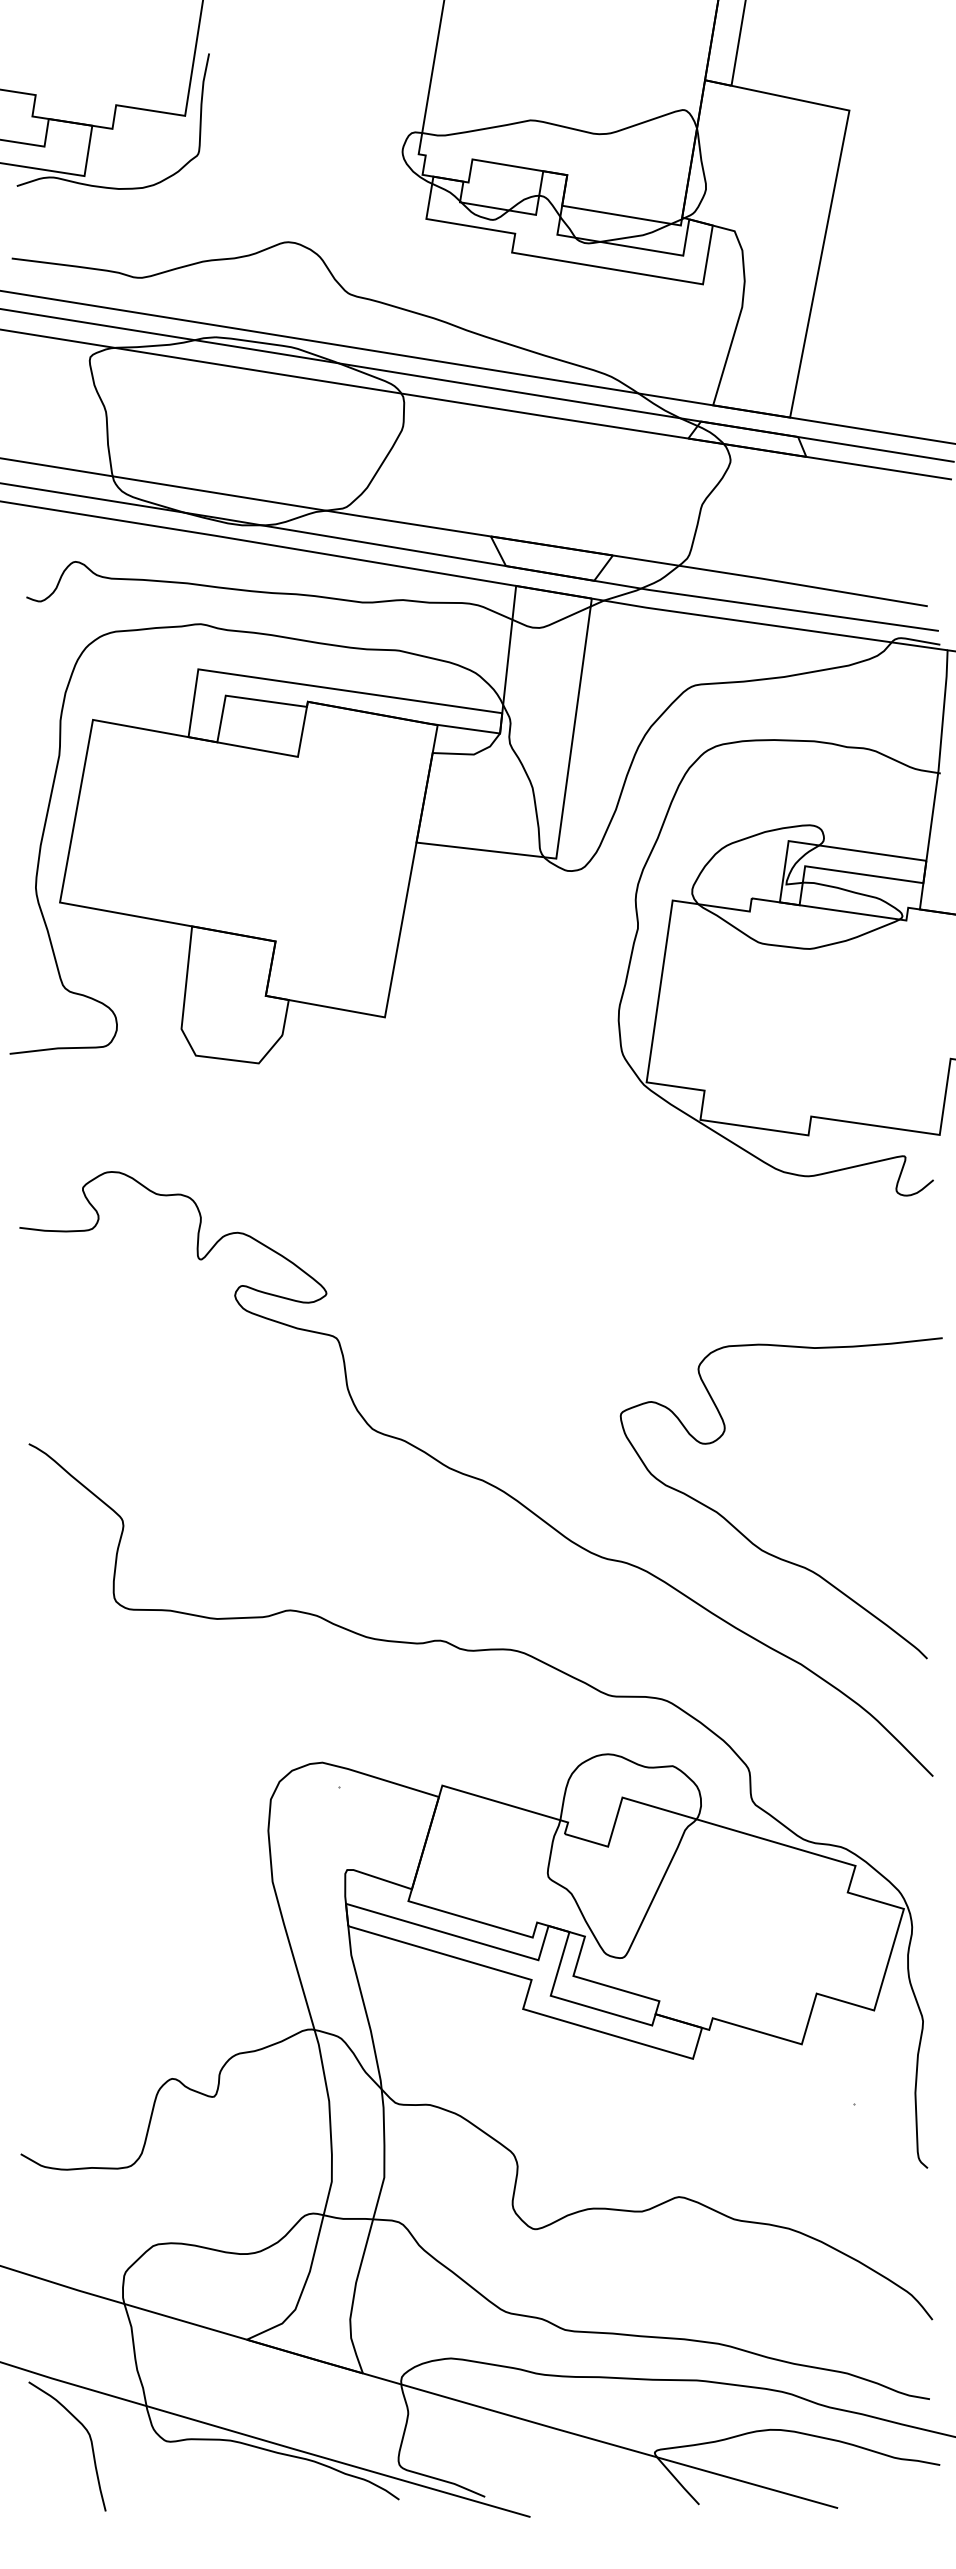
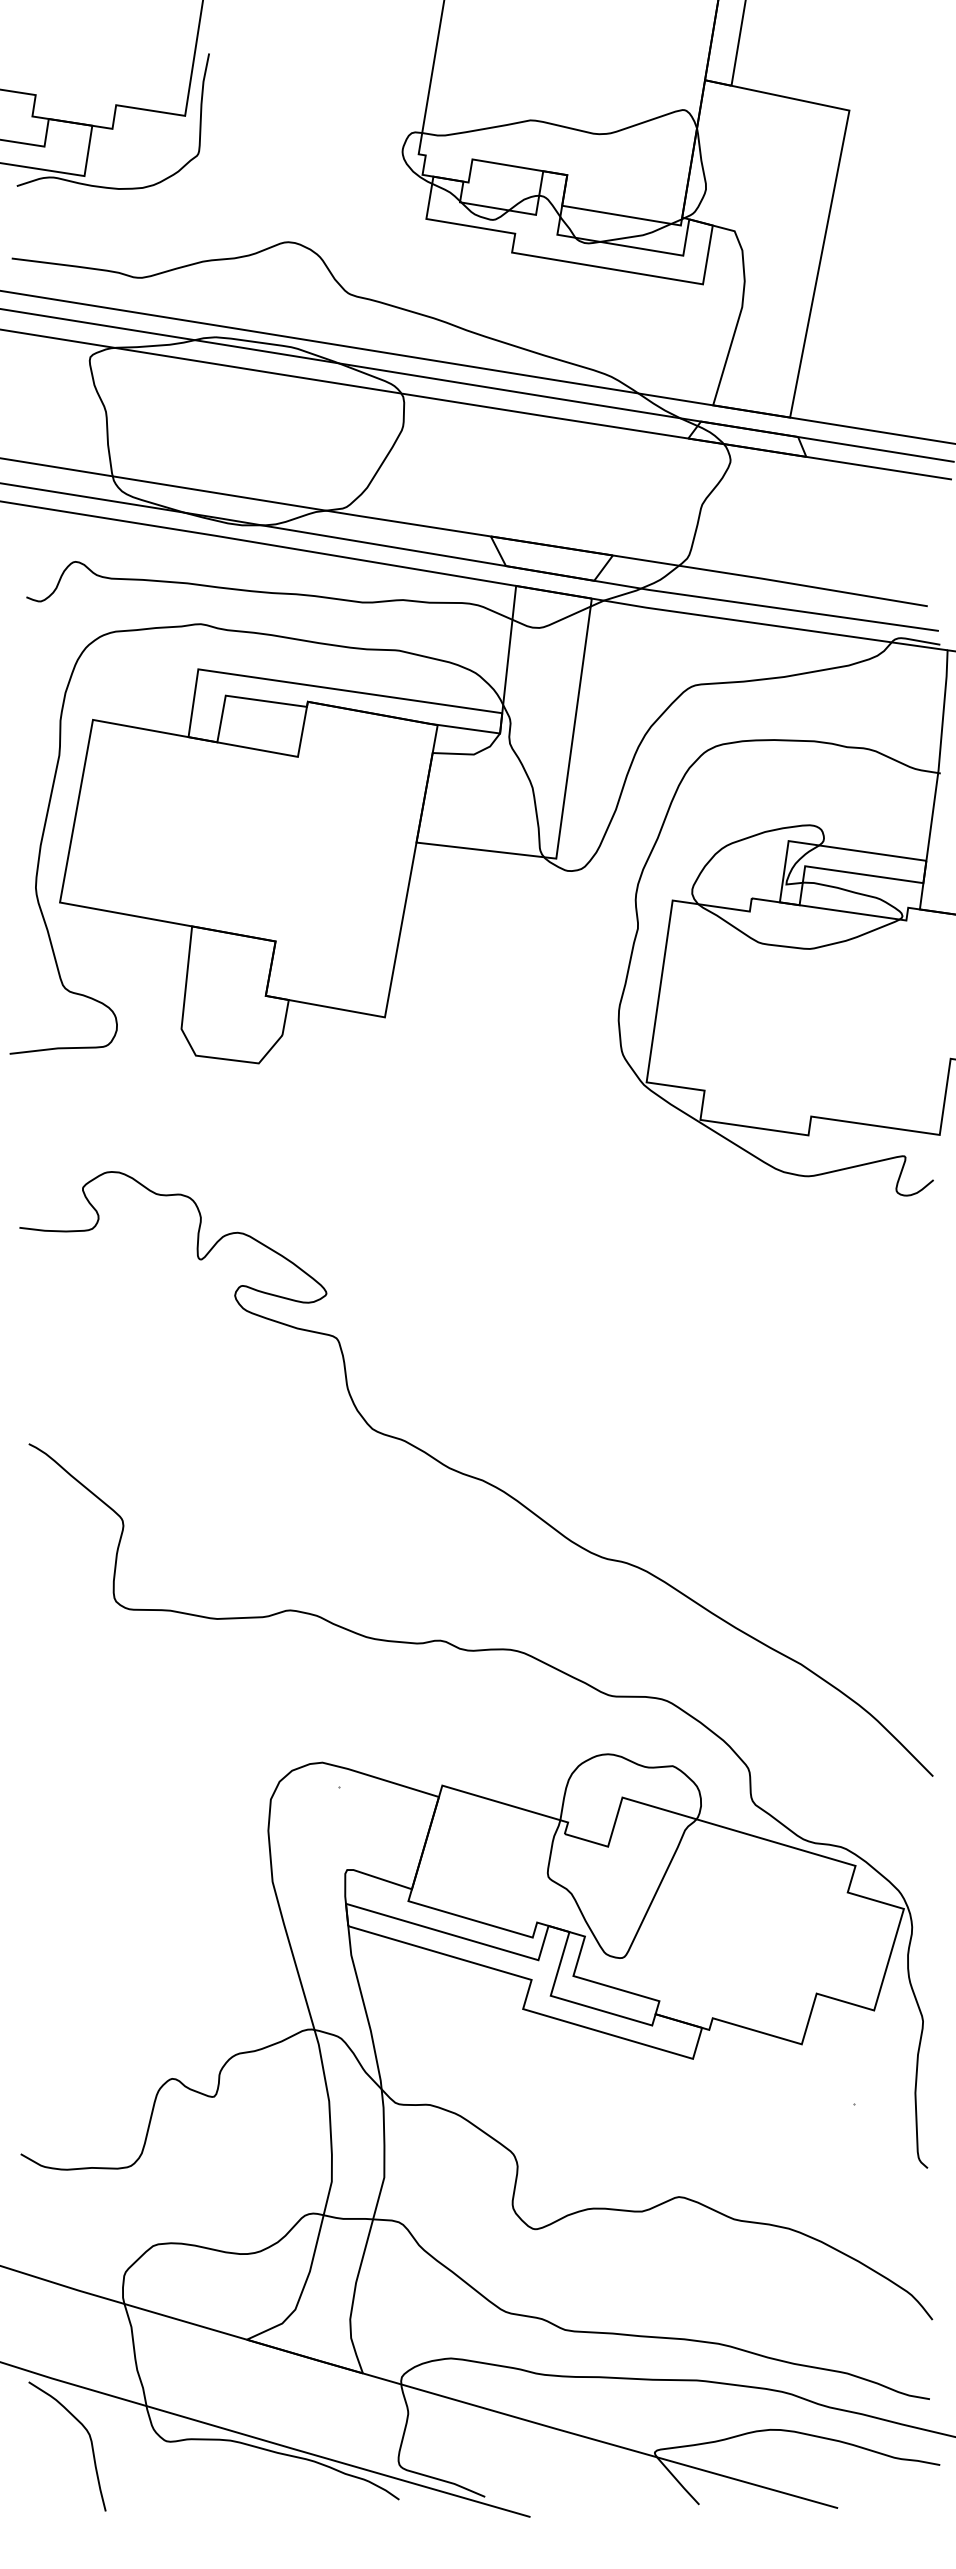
curve: present -> none (745, 1535)
